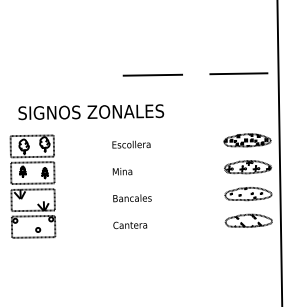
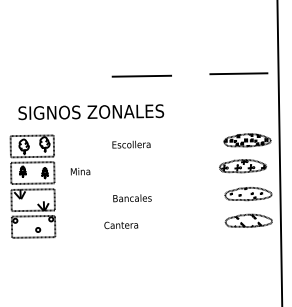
line position: (152, 74) -> (141, 75) (141, 75)
part position: (247, 167) -> (242, 166) (242, 166)
text position: (122, 171) -> (80, 171) (80, 171)
text position: (130, 225) -> (121, 225) (121, 225)
